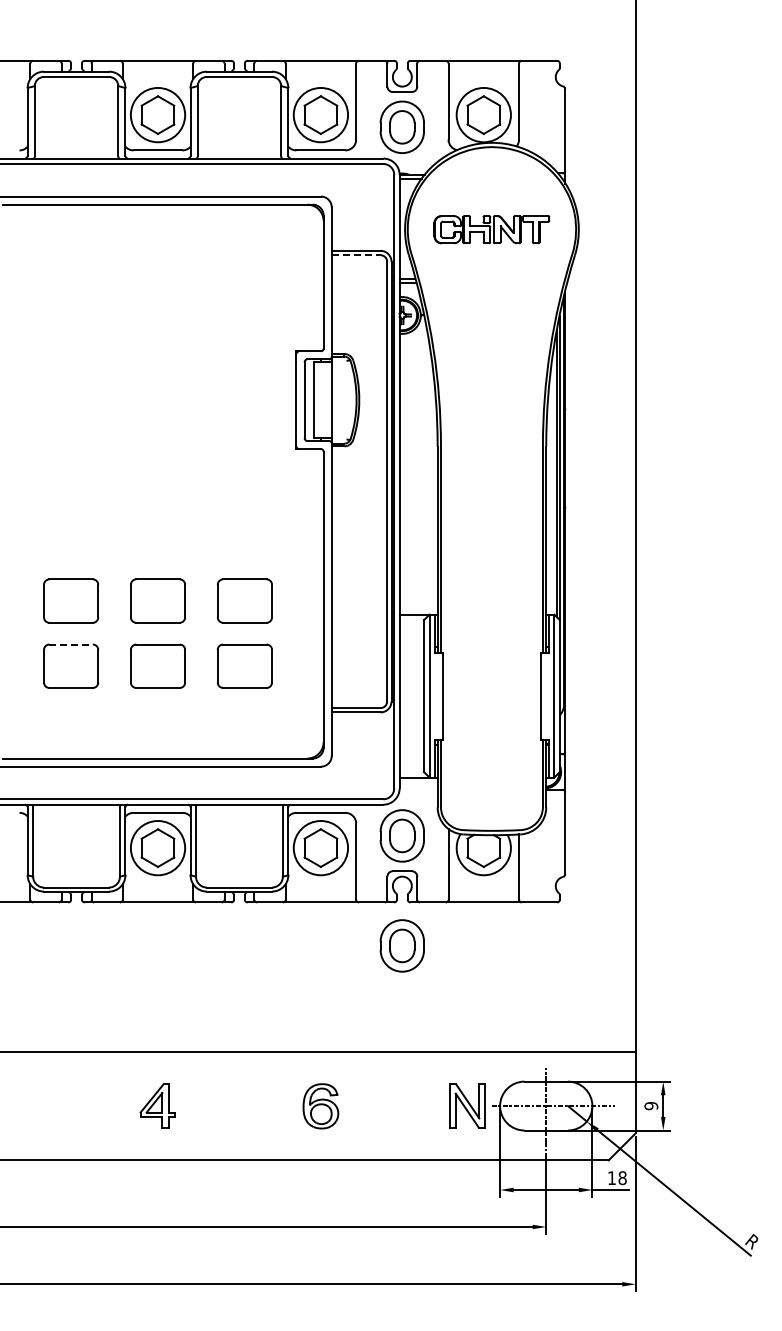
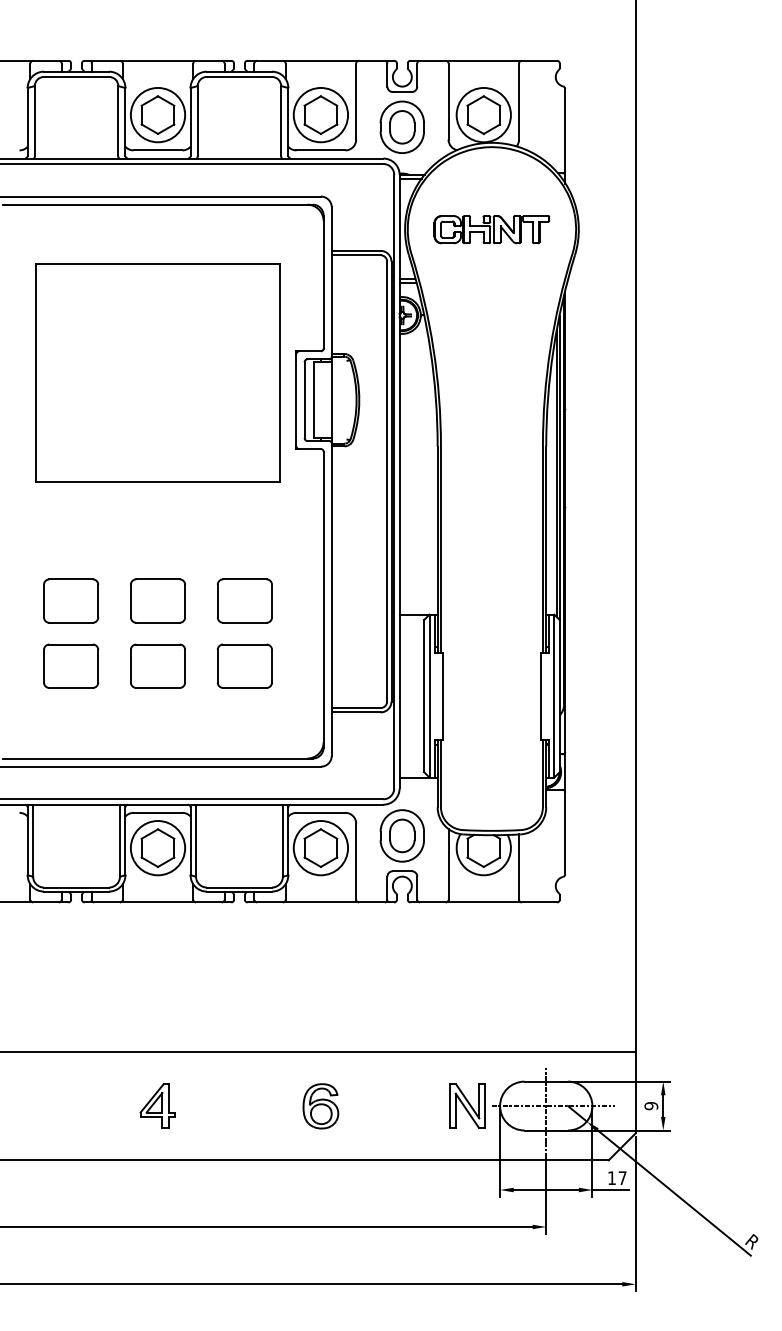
line: dashed -> solid (356, 255)
part: none -> present (157, 372)
line: dashed -> solid (71, 644)
part: present -> none (401, 945)
text: 18 -> 17 (622, 1178)
